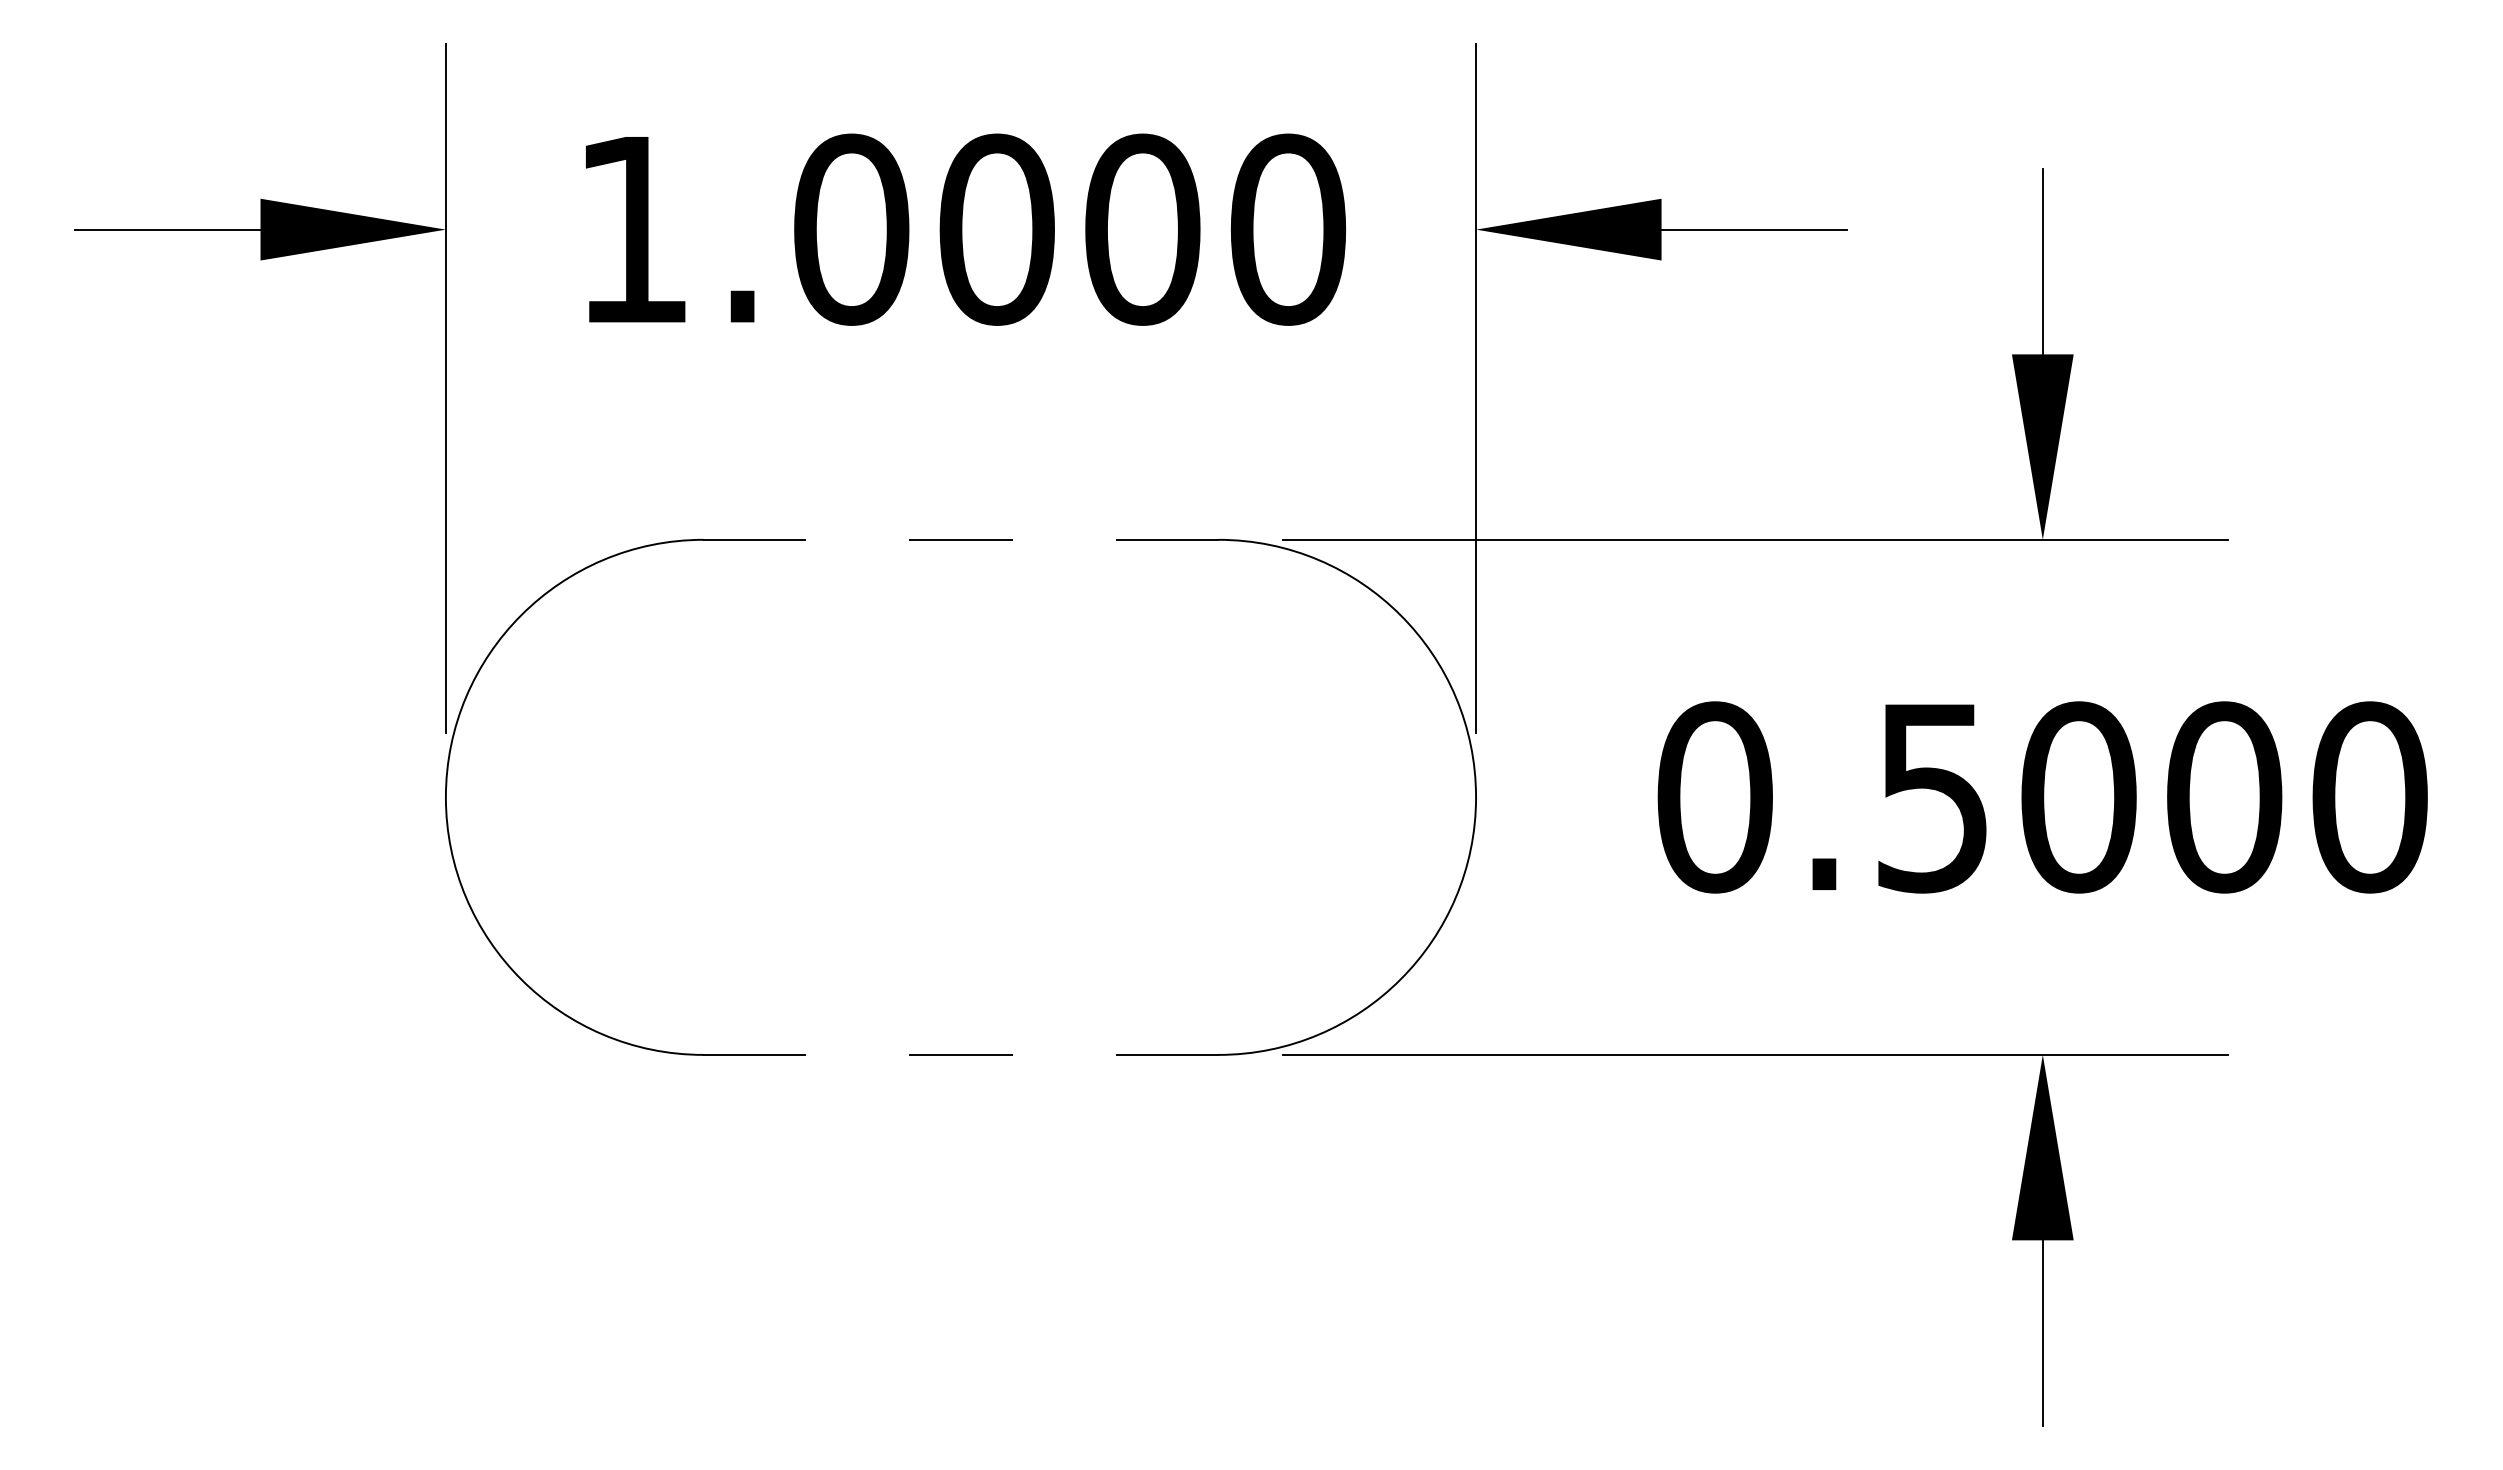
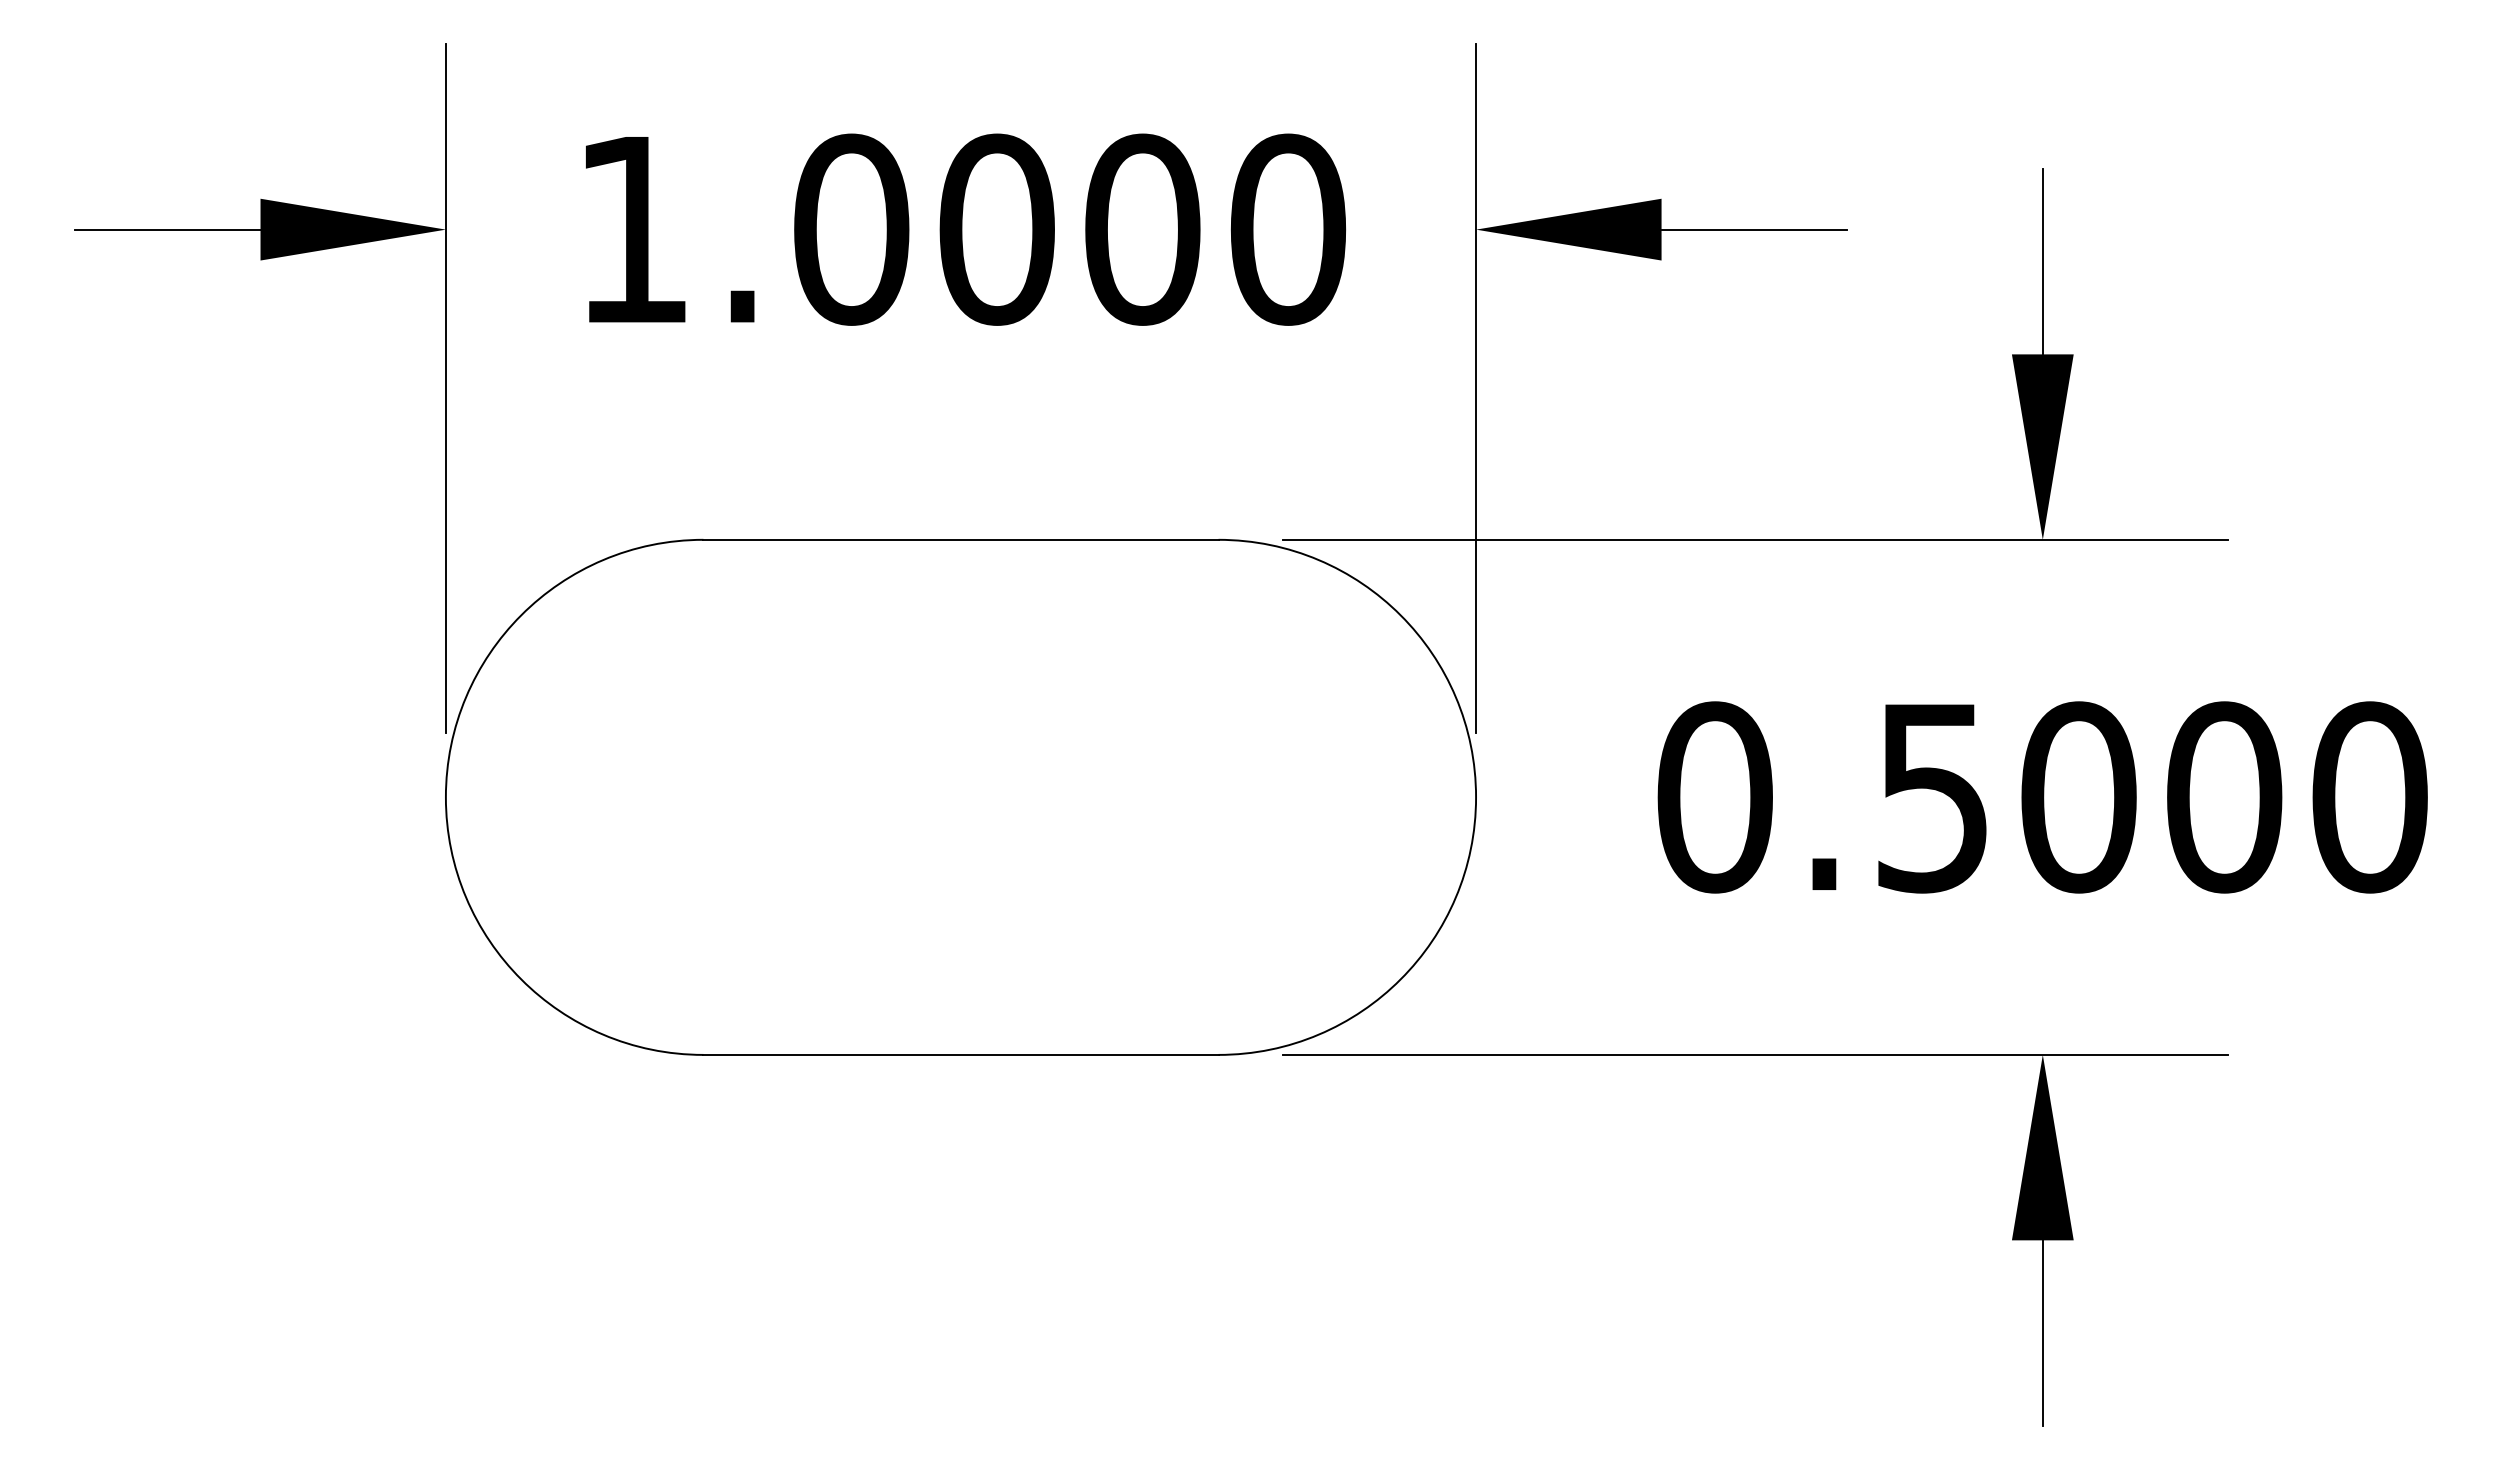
line: dashed -> solid (960, 539)
line: dashed -> solid (960, 1054)
